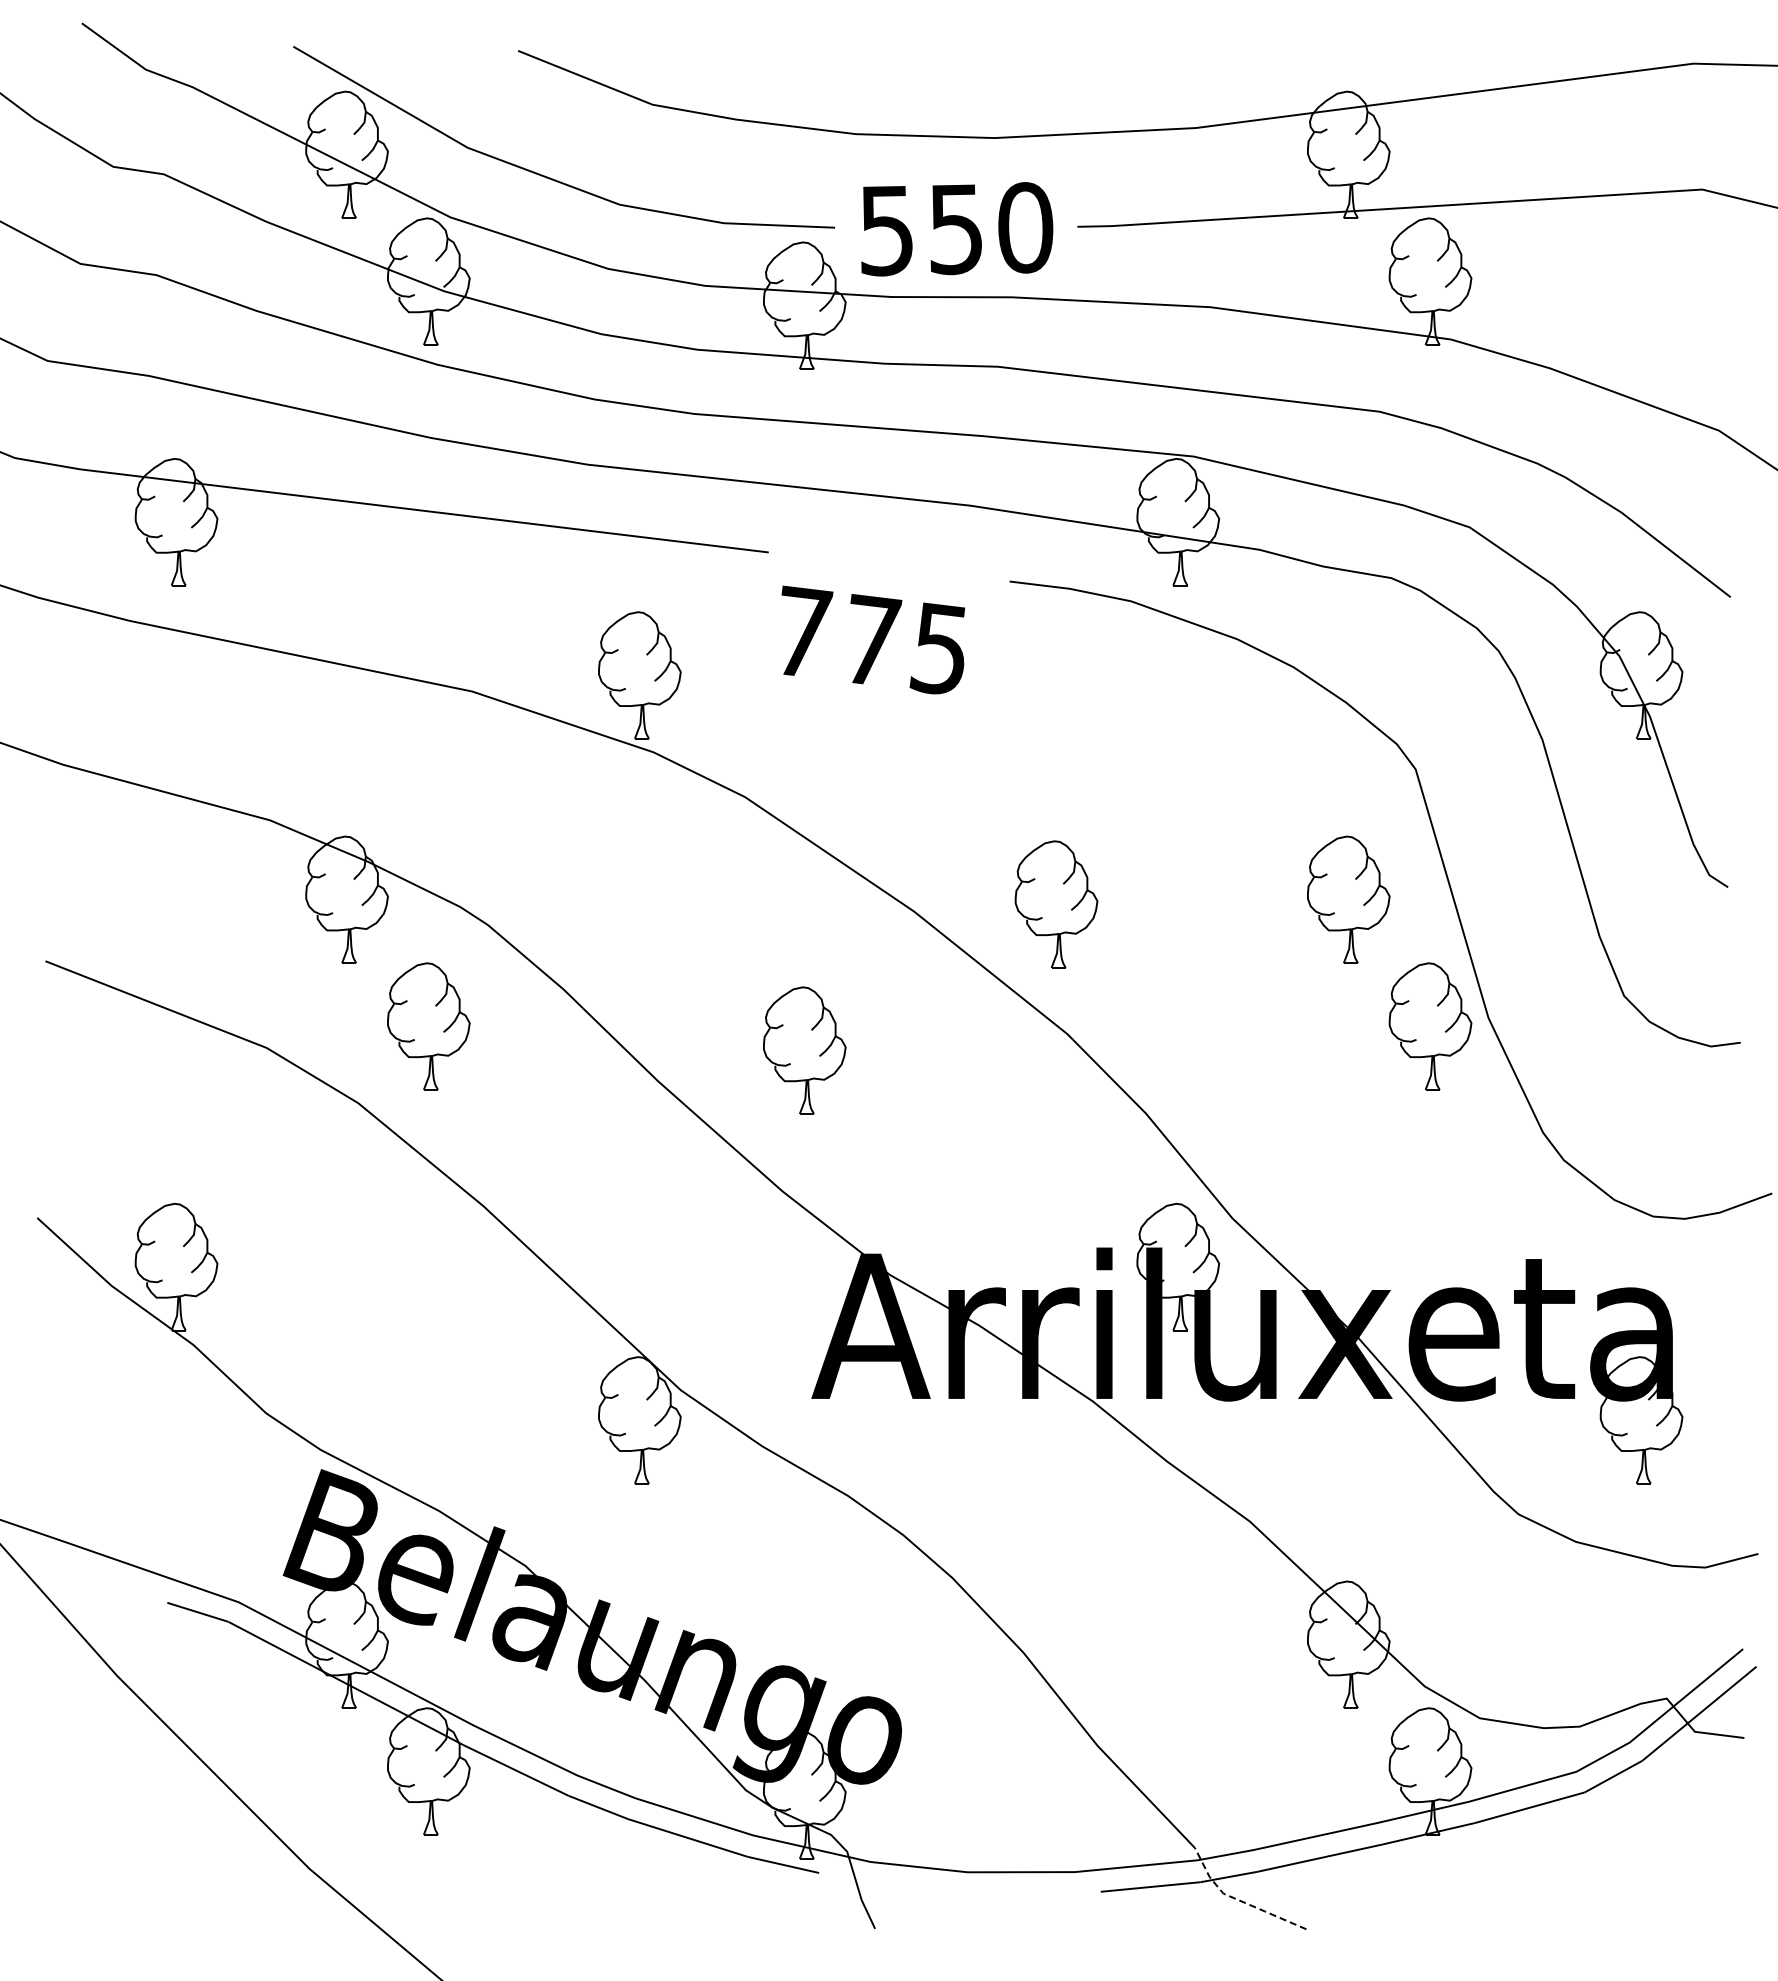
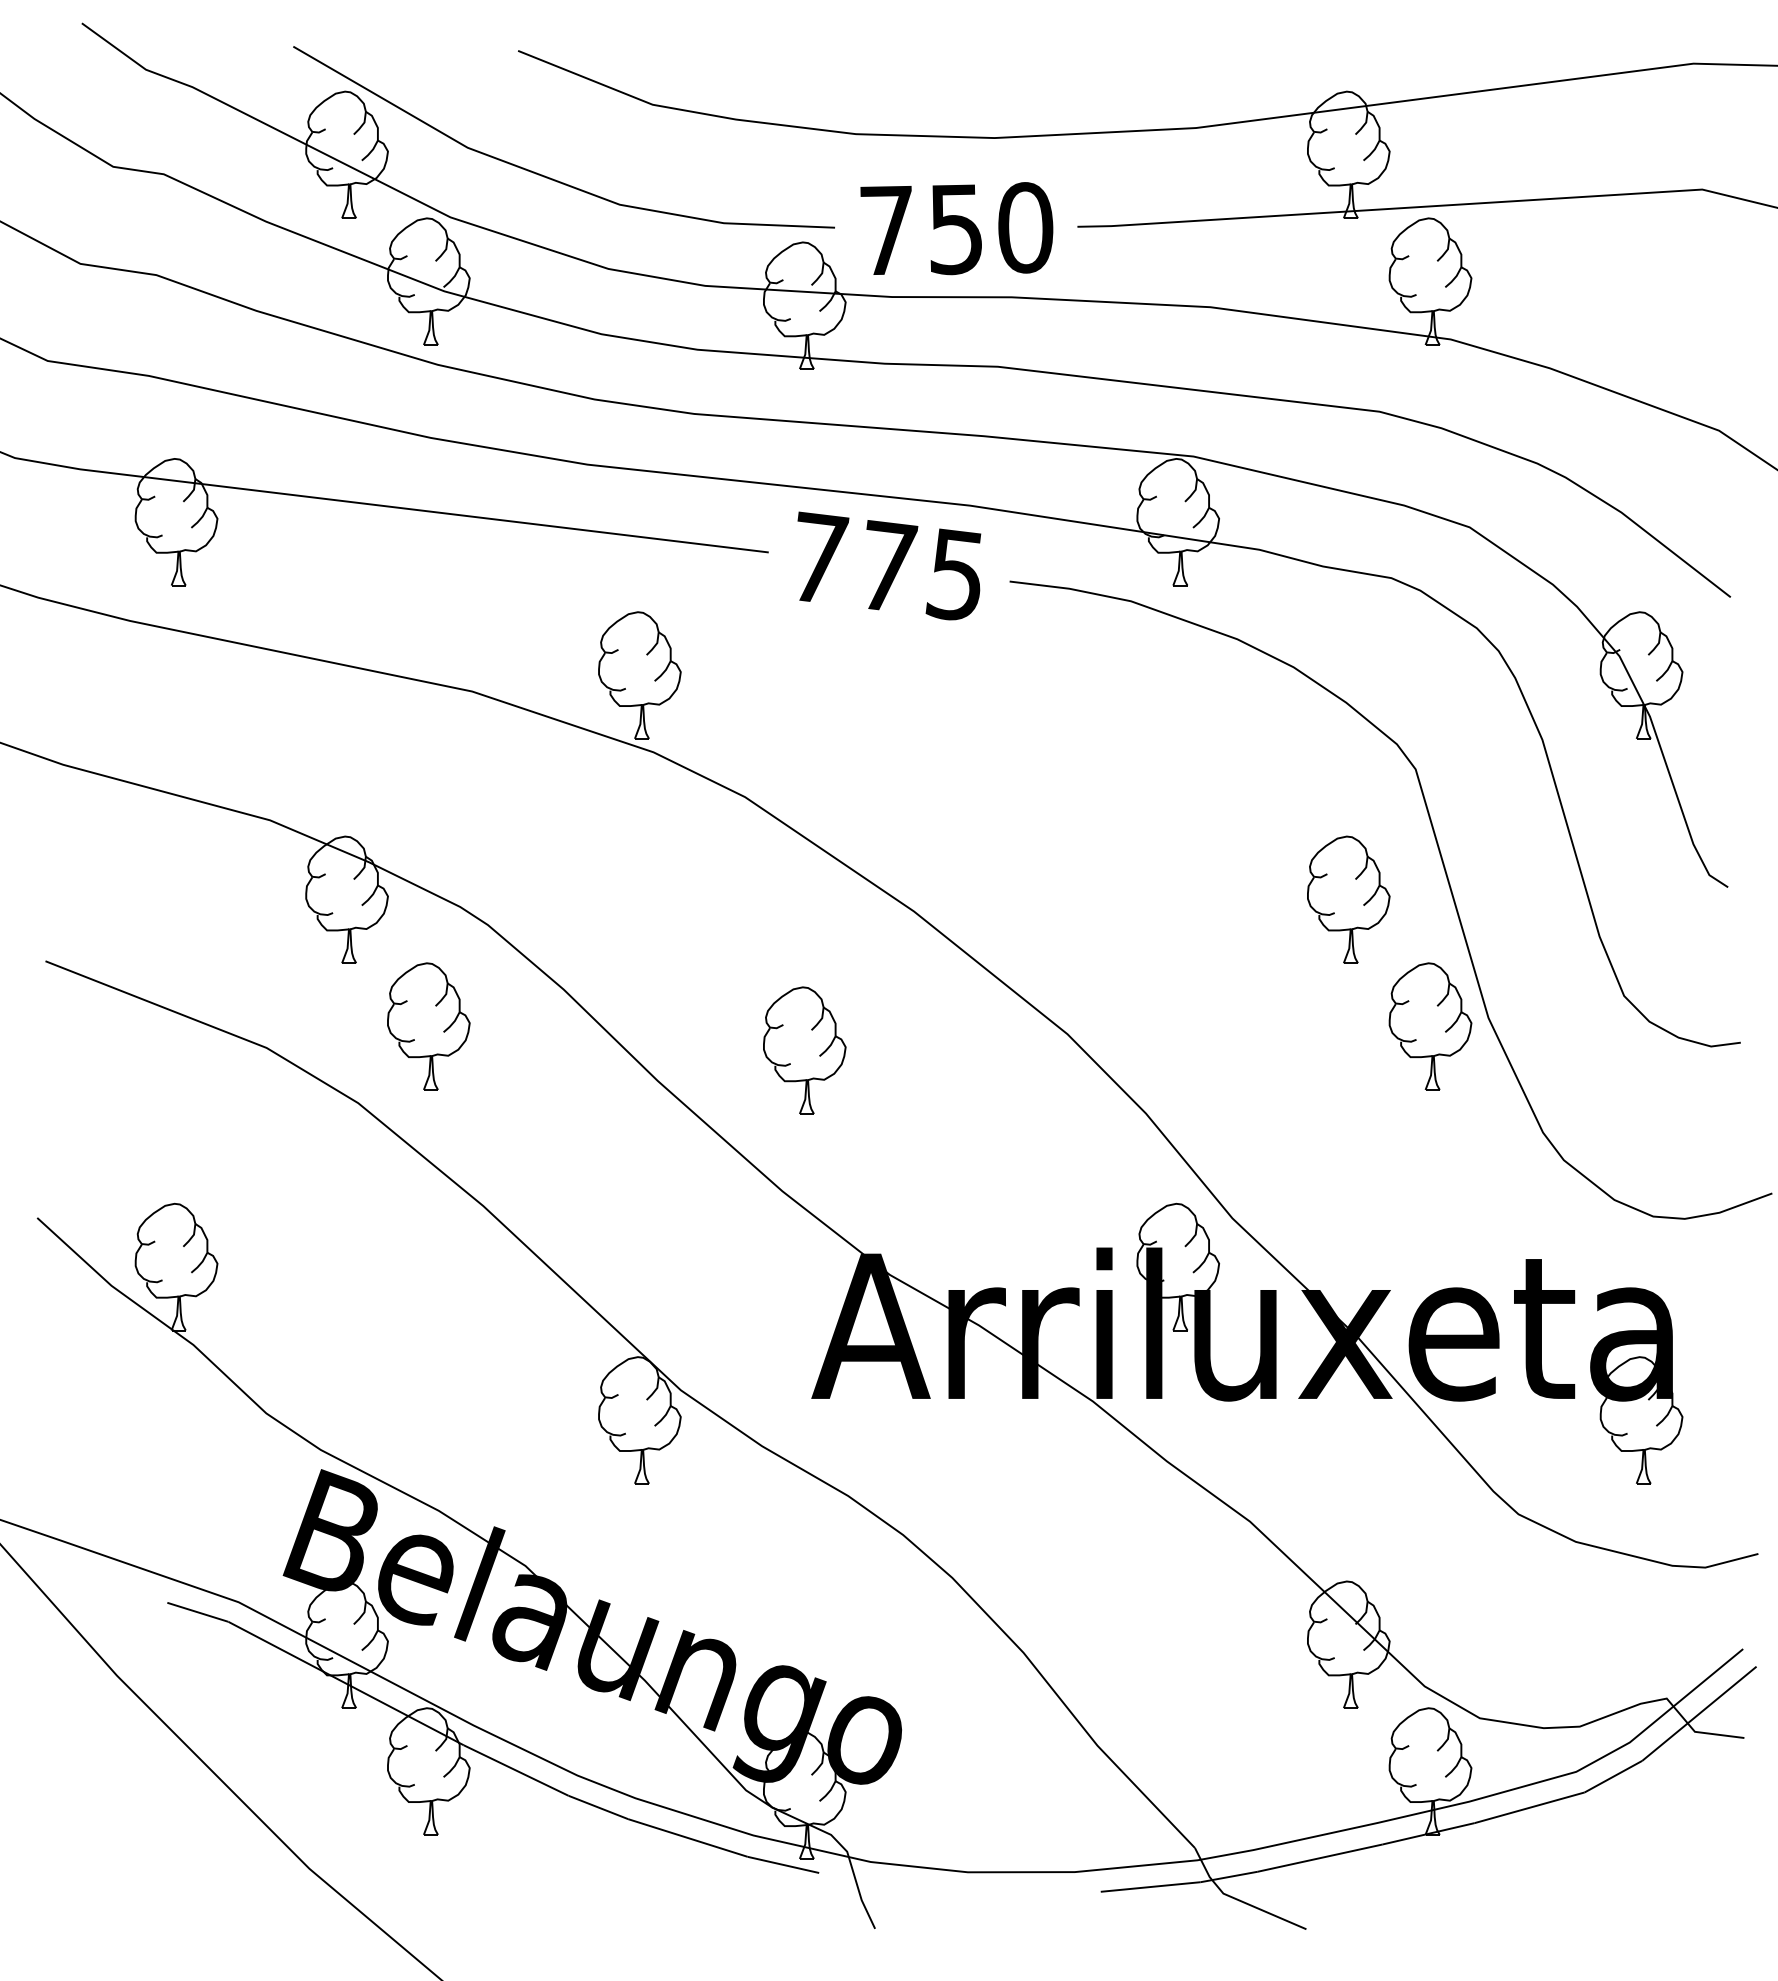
text: 550 -> 750 (886, 231)
text position: (873, 639) -> (889, 565) (889, 565)
part: present -> none (1056, 904)
line: dashed -> solid (1238, 1900)
